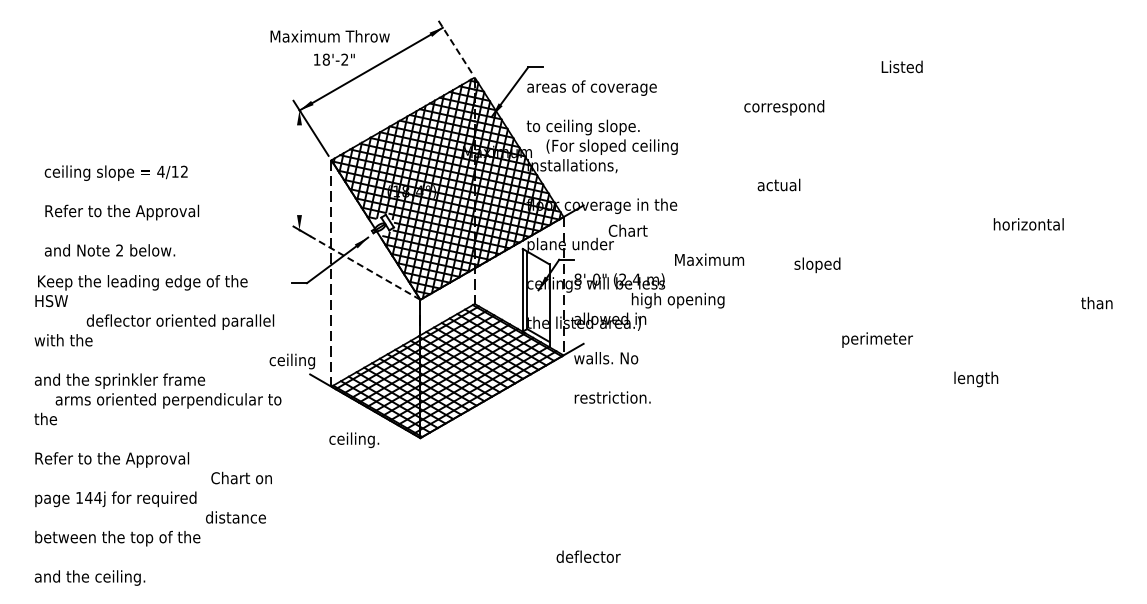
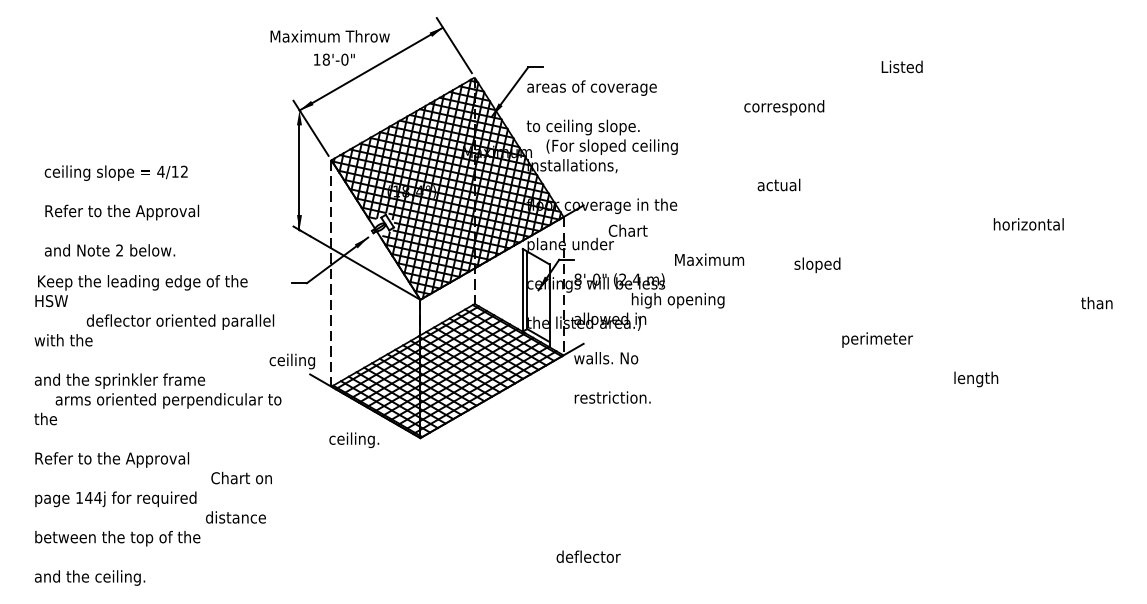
line: dashed -> solid (454, 45)
text: 18'-2" -> 18'-0" (344, 59)
line: none -> present (299, 177)
line: dashed -> solid (365, 268)
